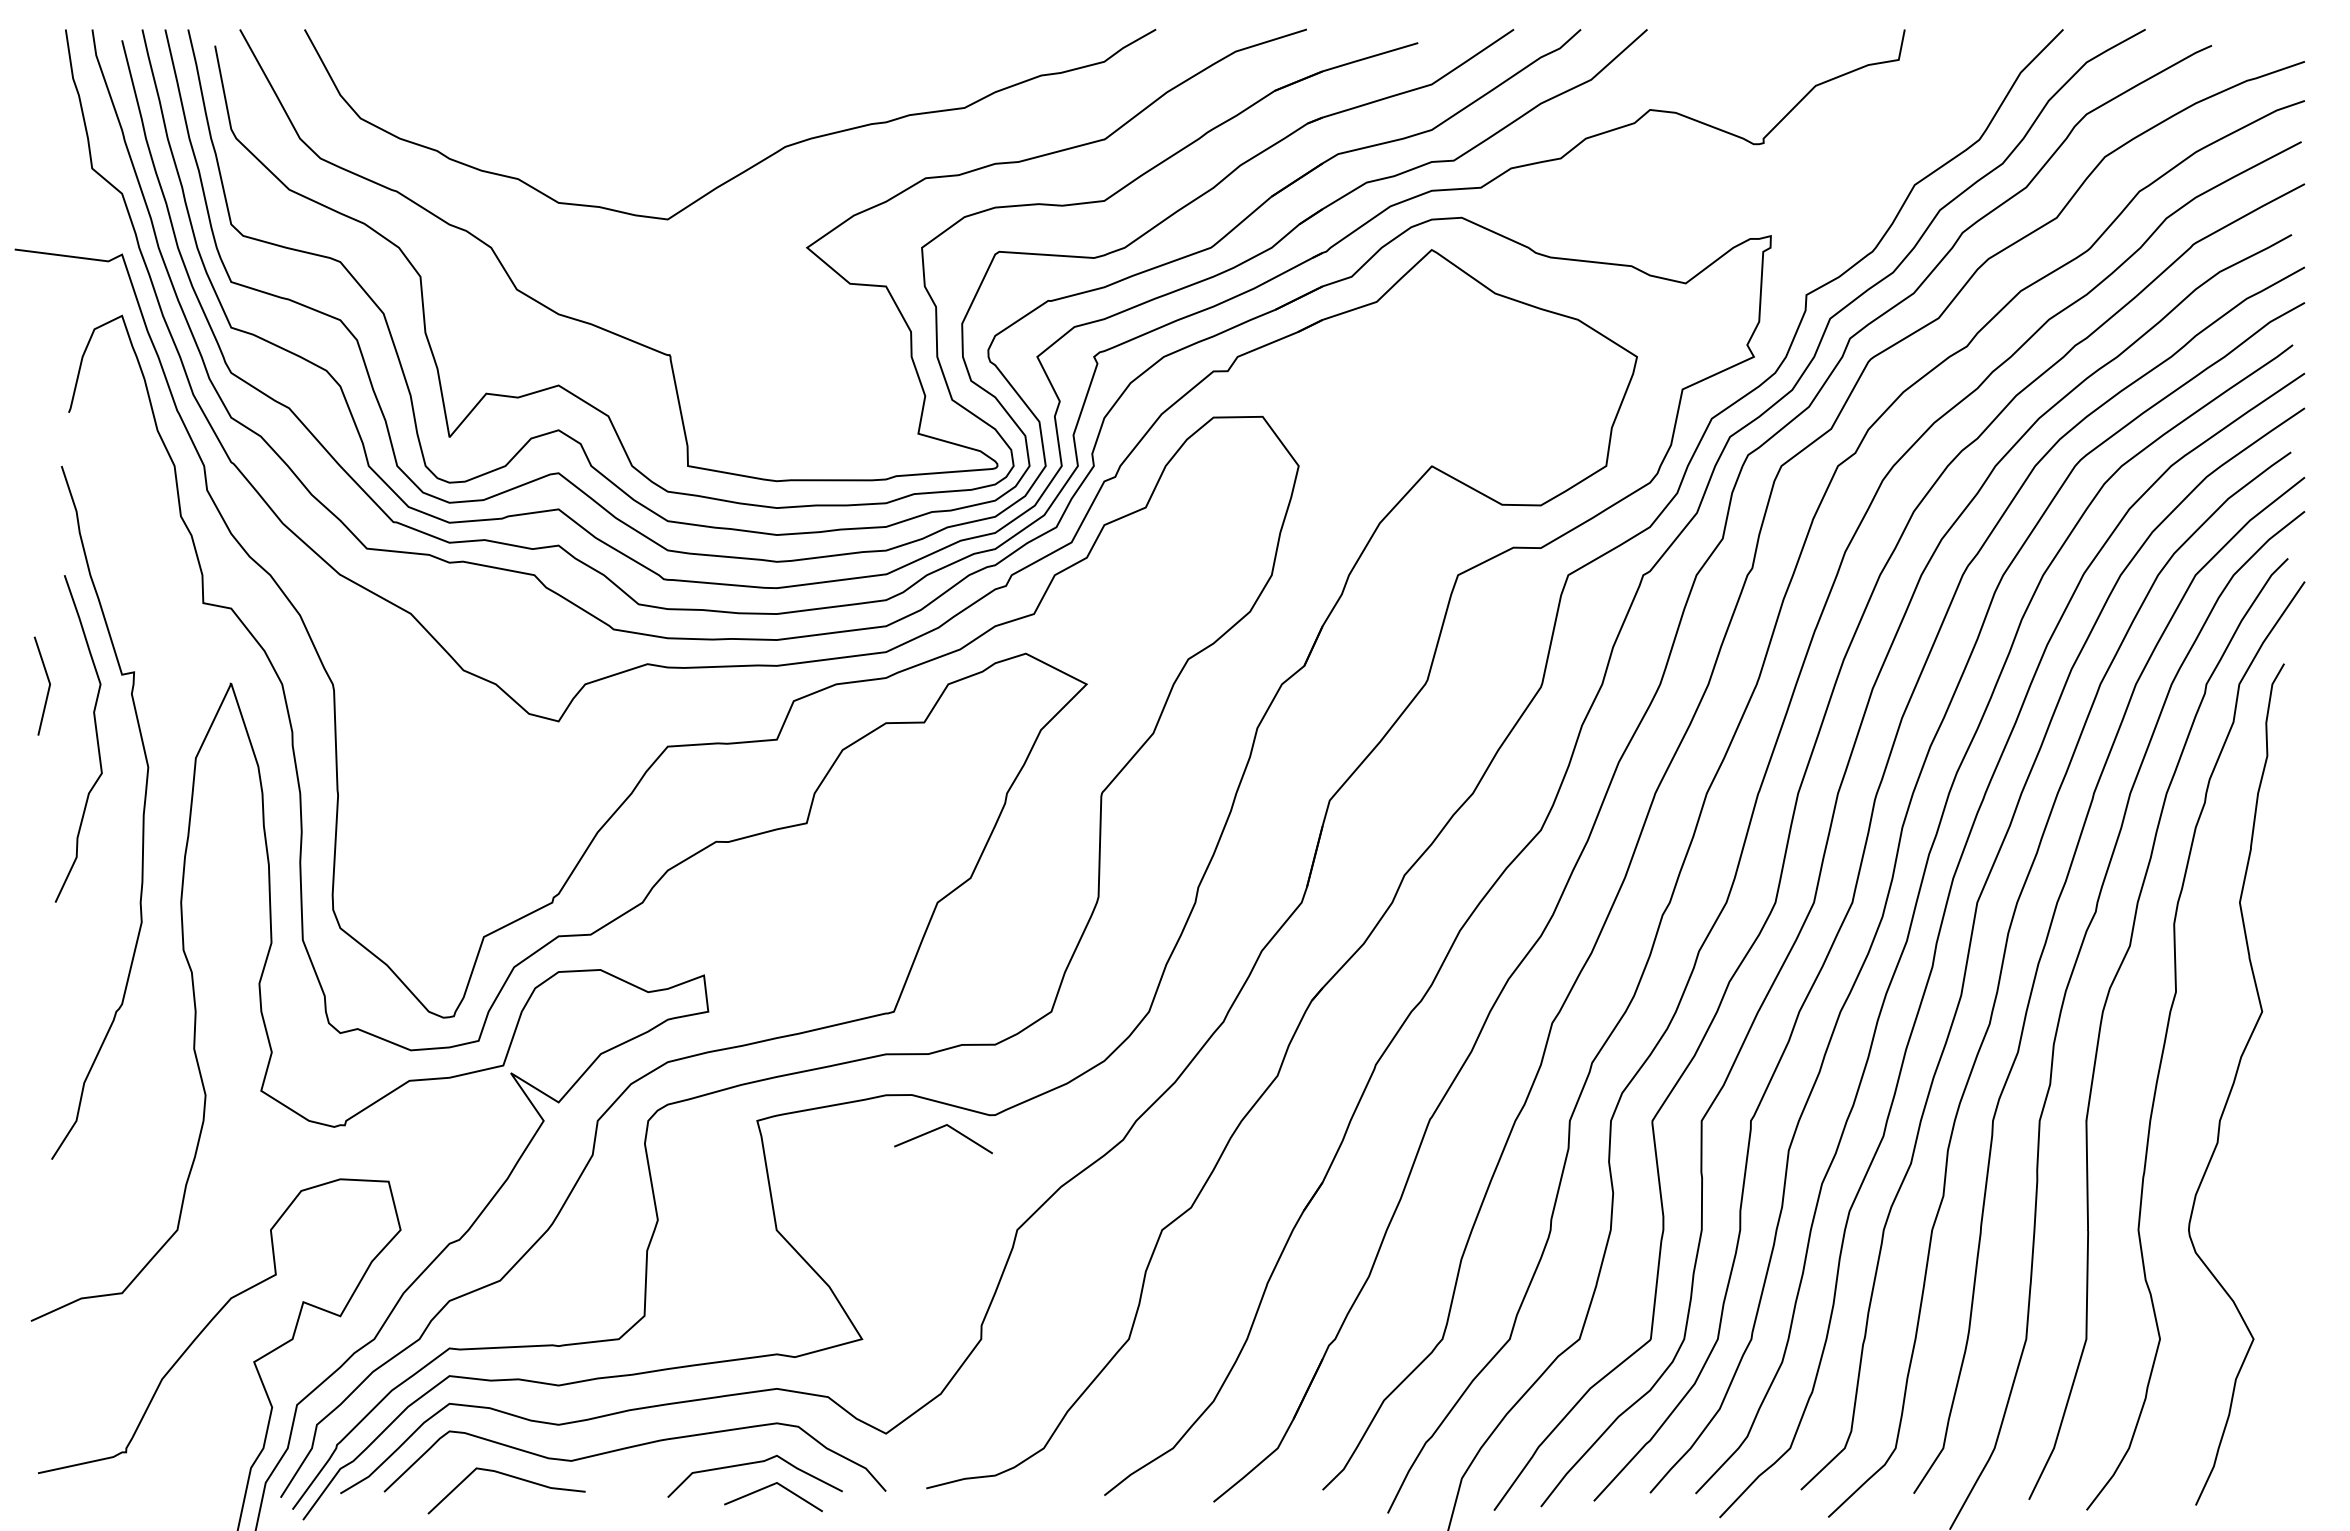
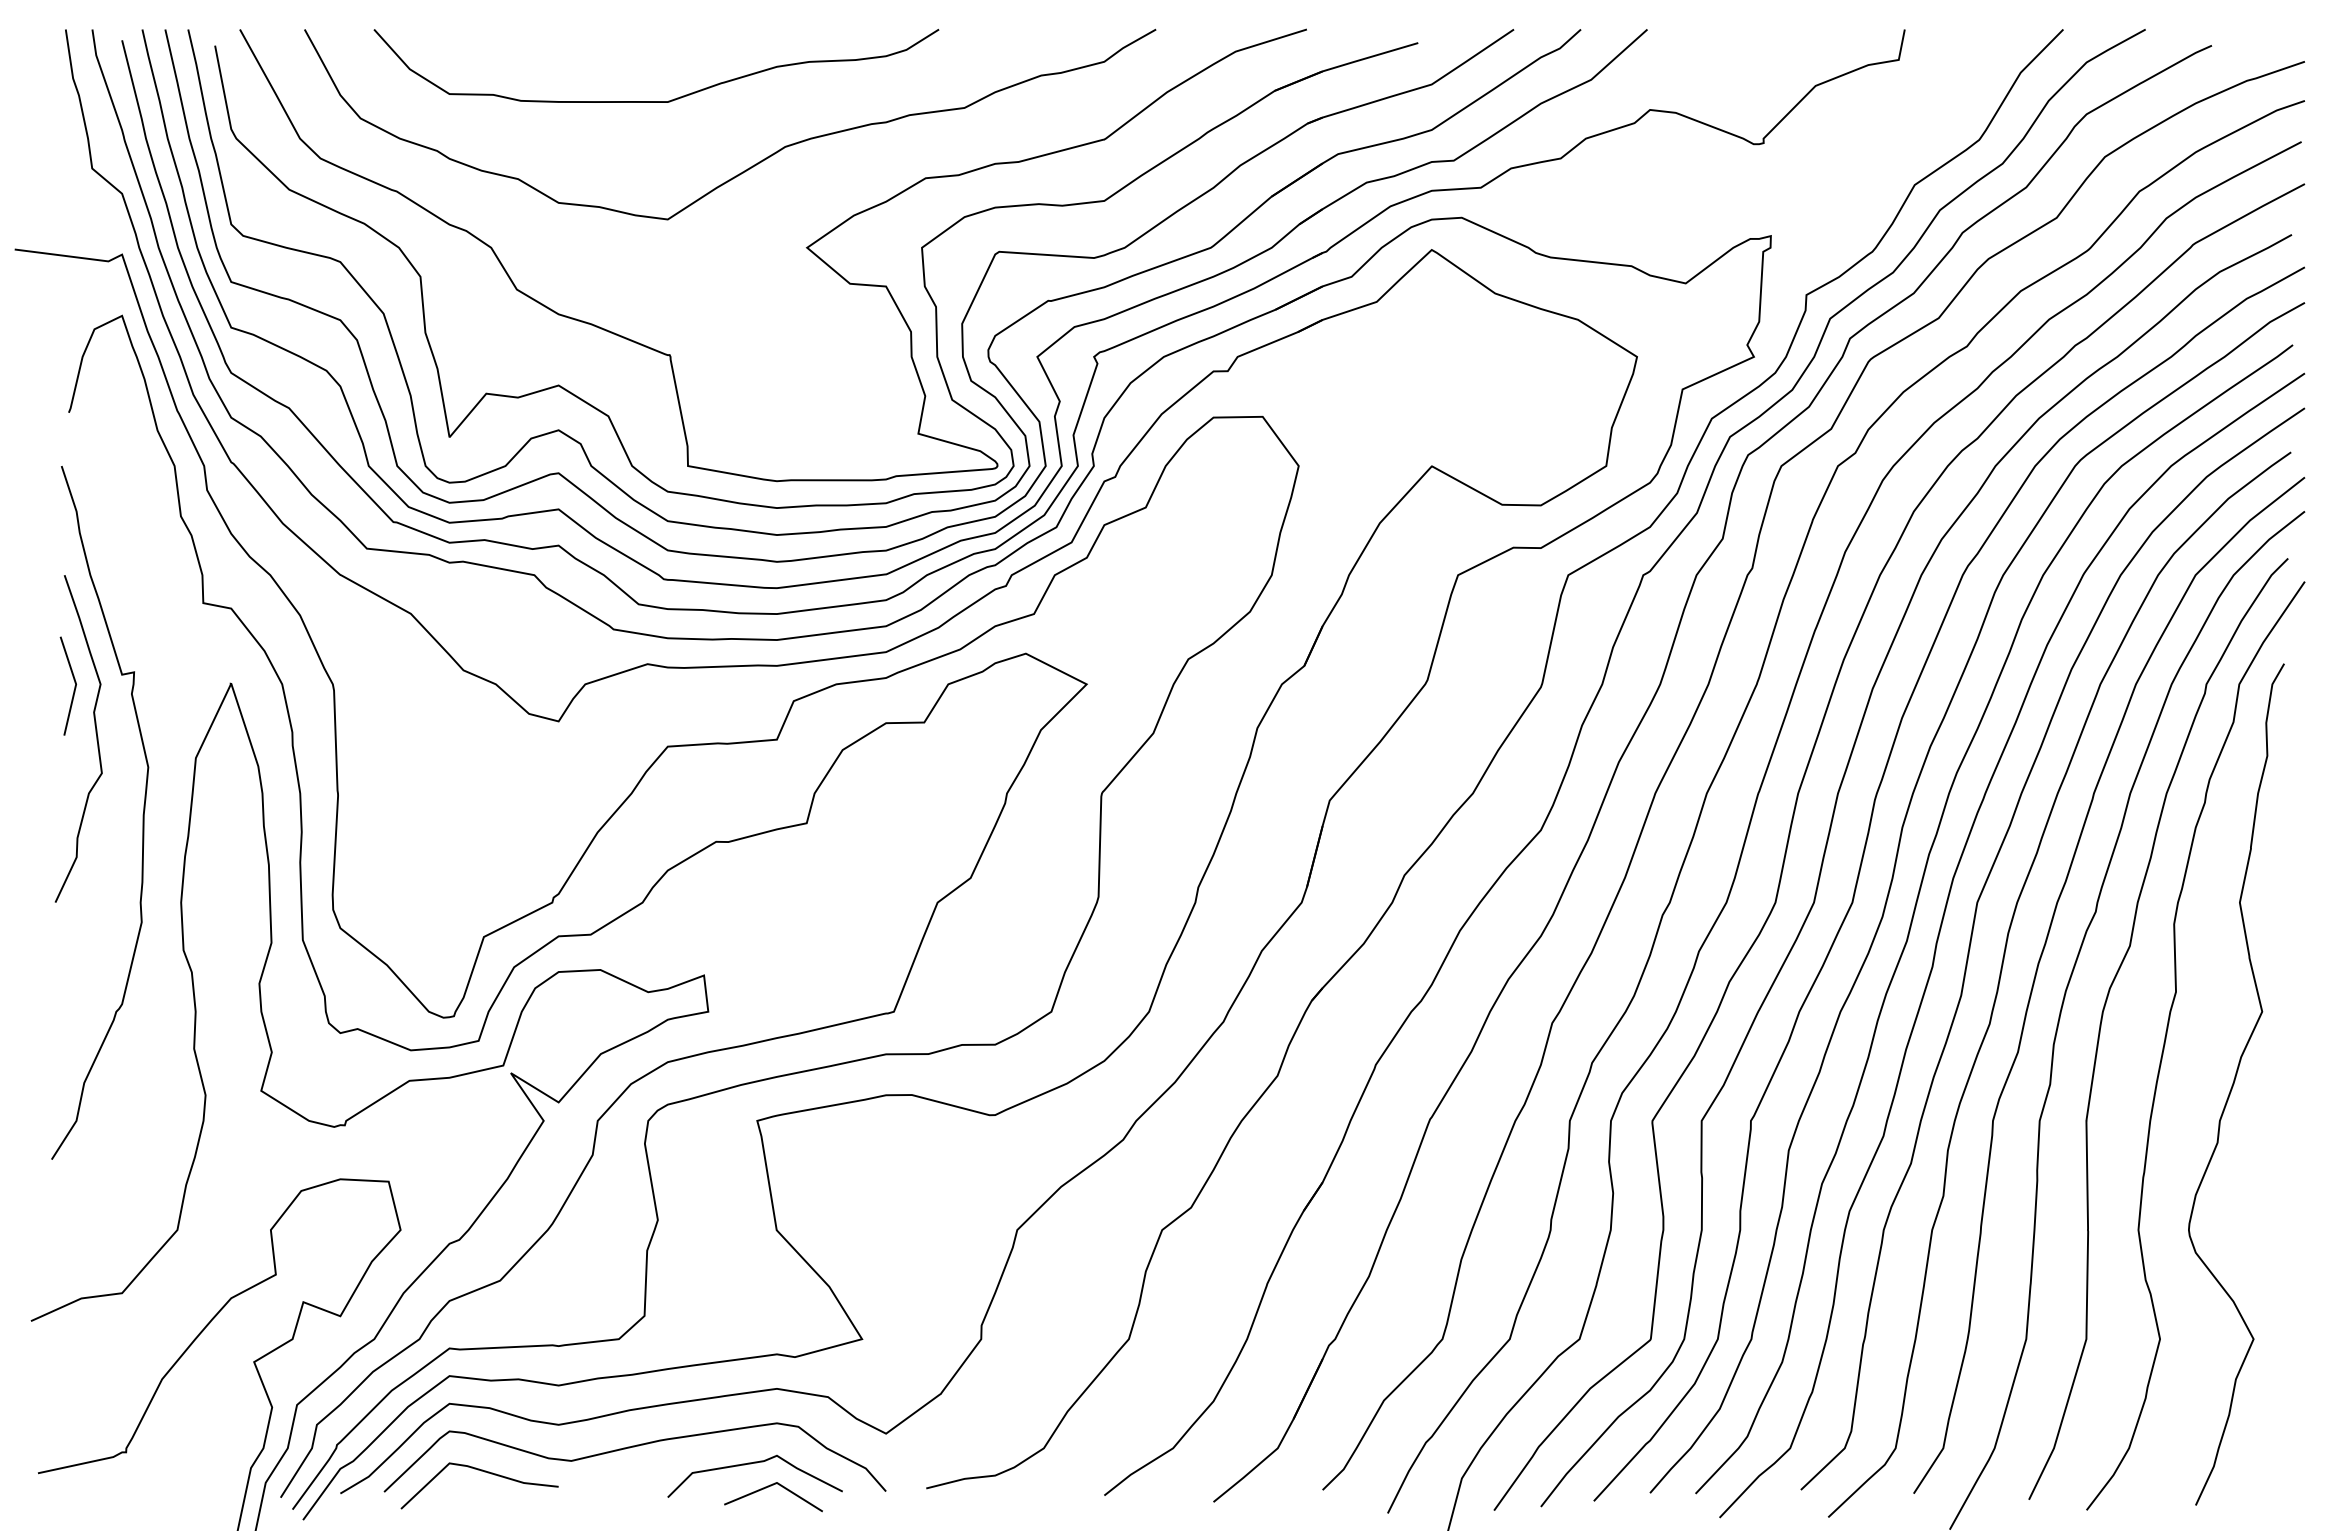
curve: none -> present (656, 101)
line position: (48, 686) -> (74, 686) (74, 686)
line: present -> none (941, 1128)
line position: (511, 1477) -> (484, 1472) (484, 1472)
